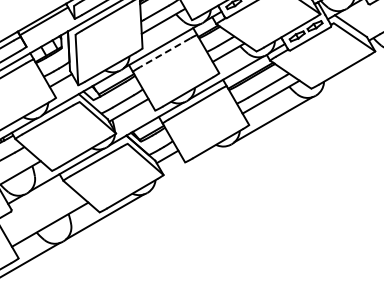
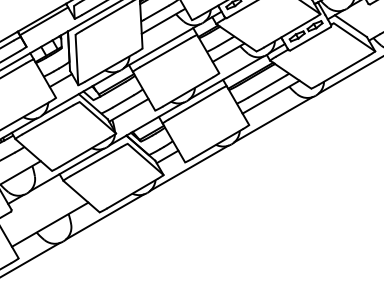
line: dashed -> solid (165, 52)
line: none -> present (349, 75)
line: none -> present (189, 167)
